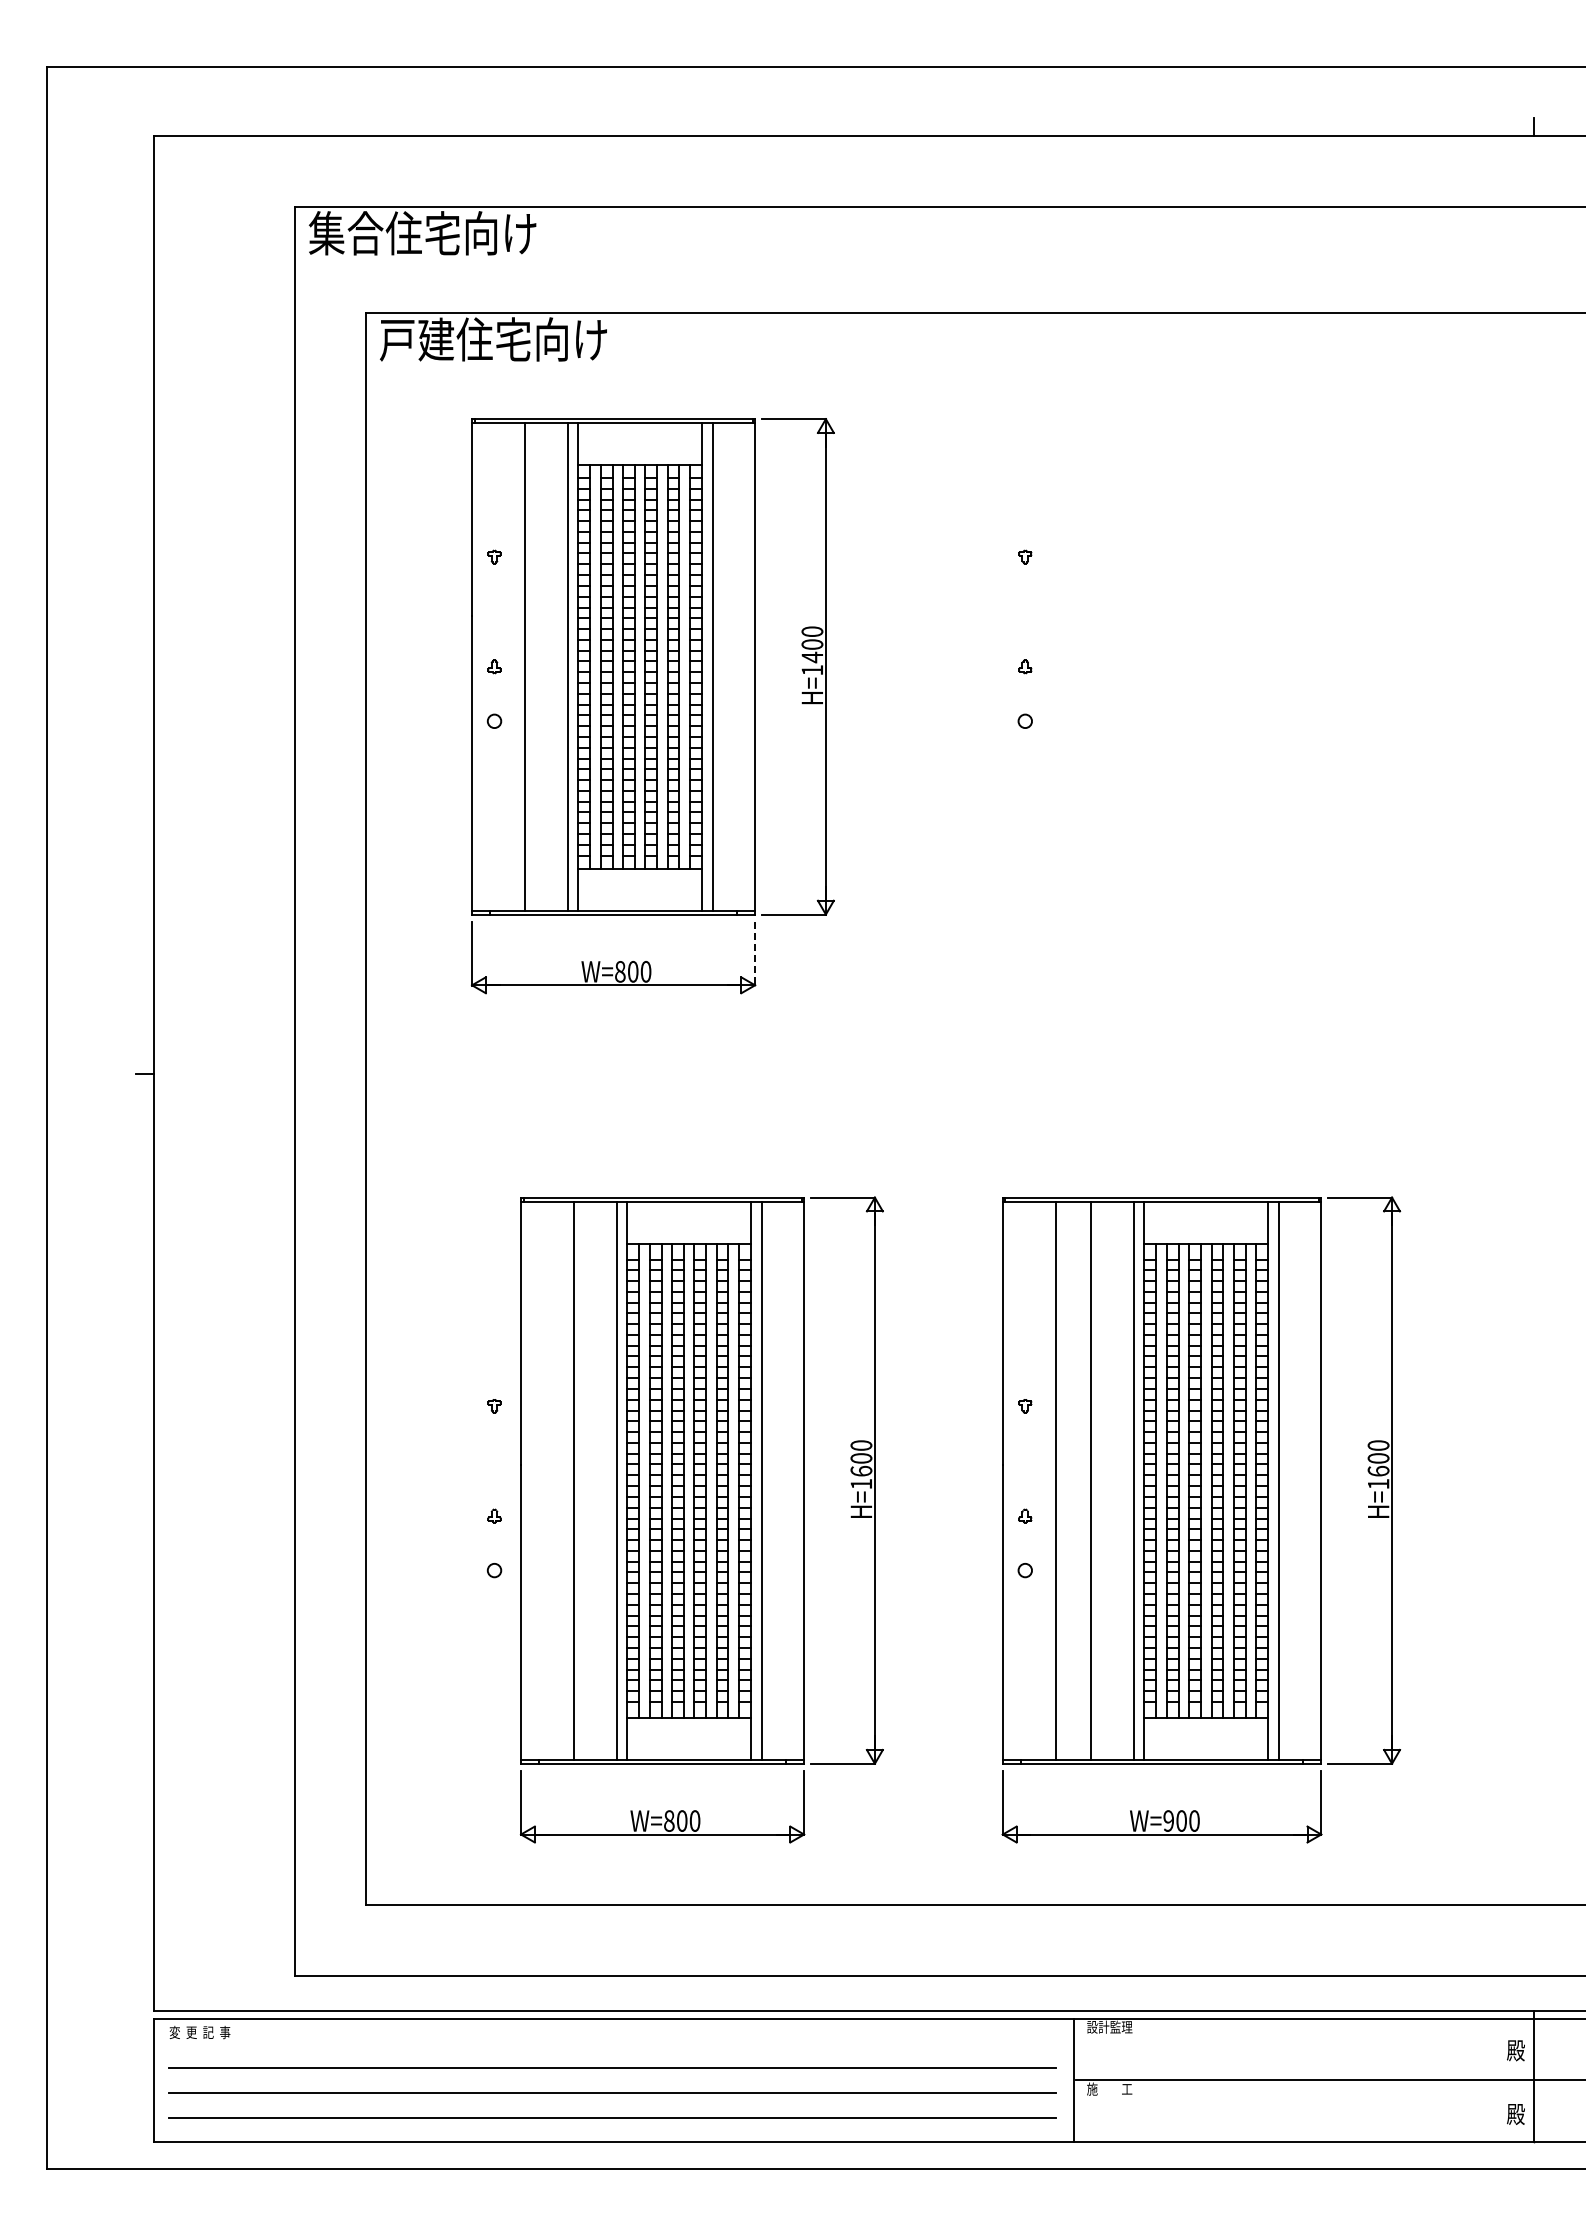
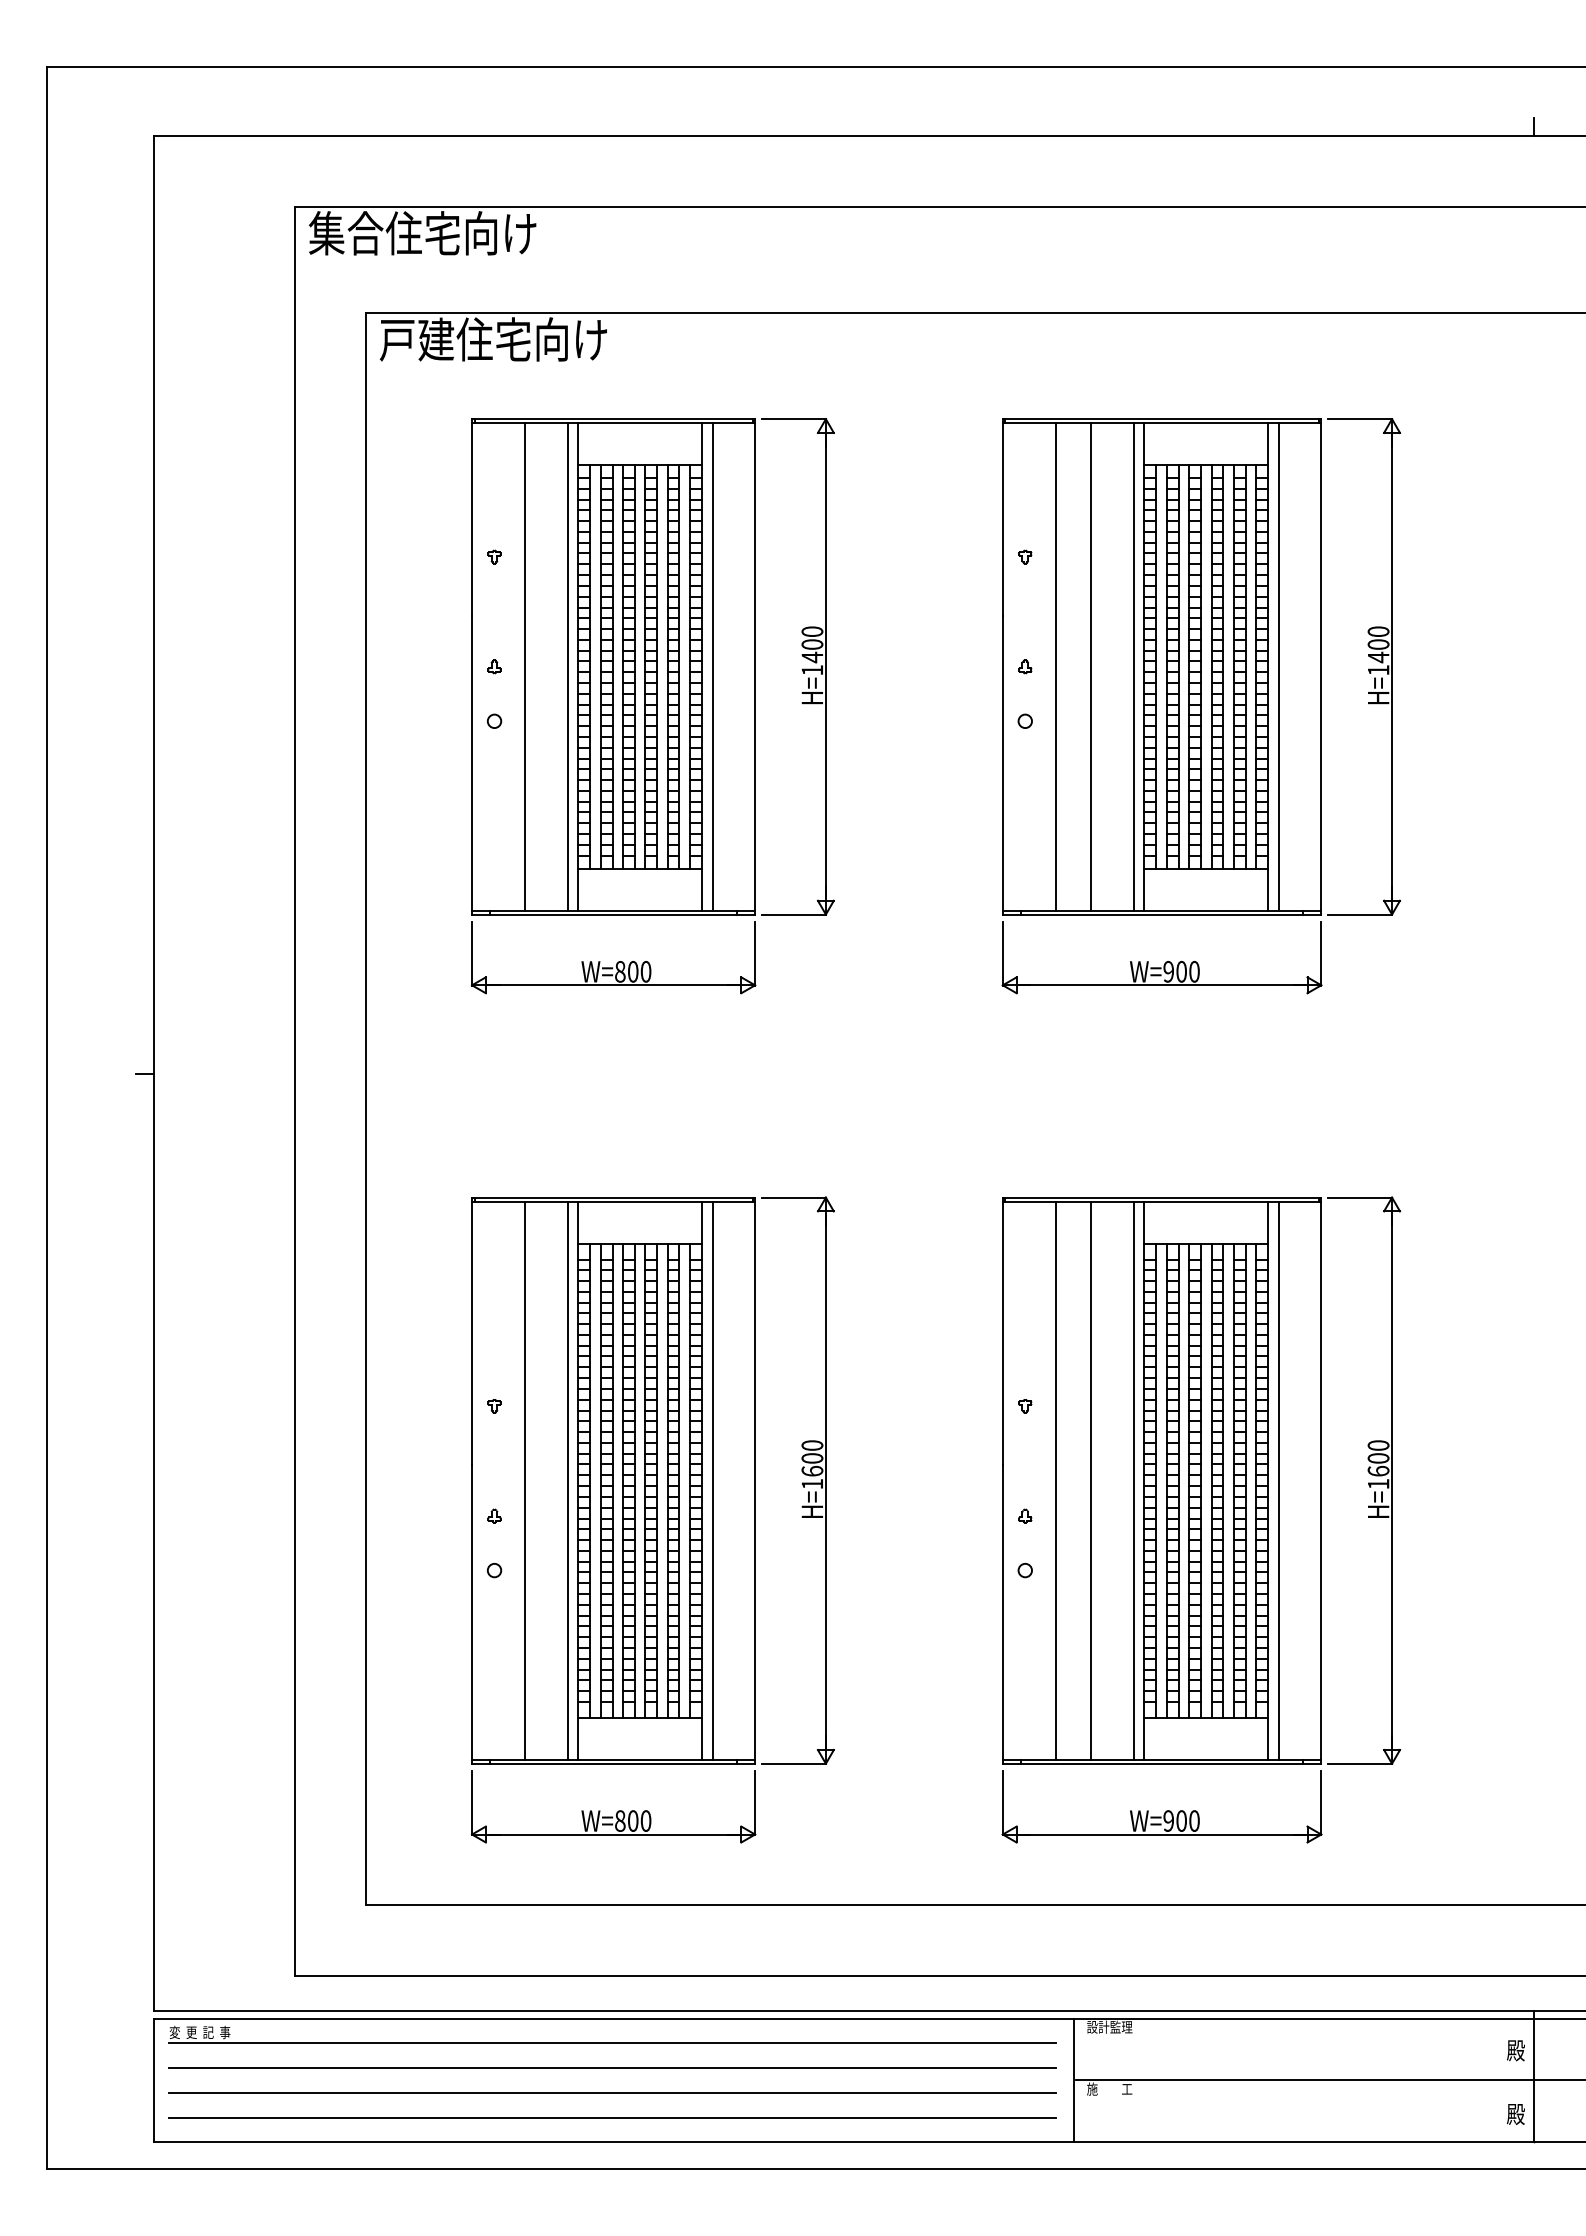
part: none -> present (1201, 706)
line: dashed -> solid (755, 954)
part position: (701, 1519) -> (652, 1519) (652, 1519)
line: none -> present (611, 2043)
